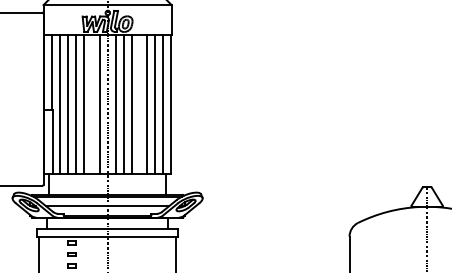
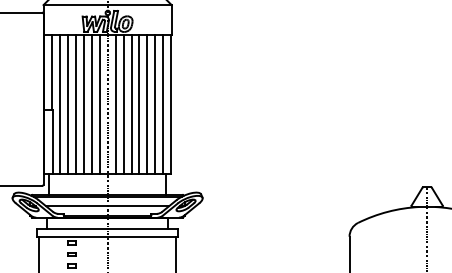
line: none -> present (91, 104)
line: none -> present (139, 104)
